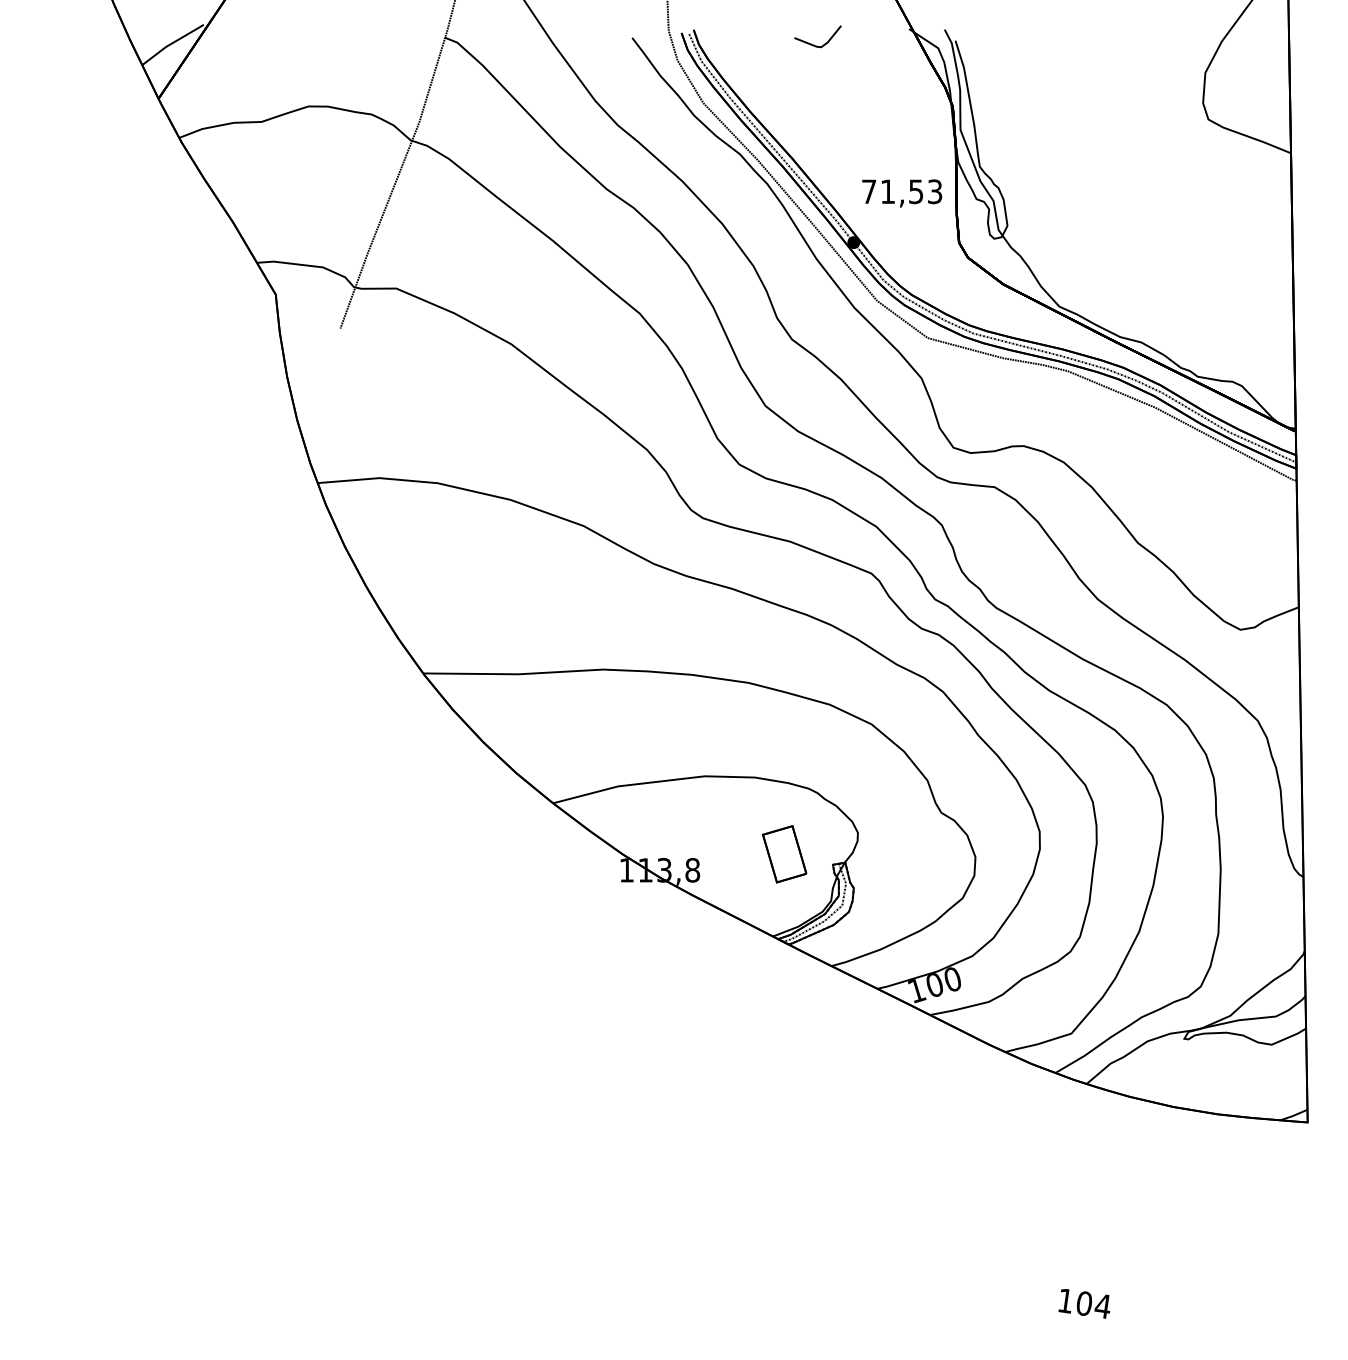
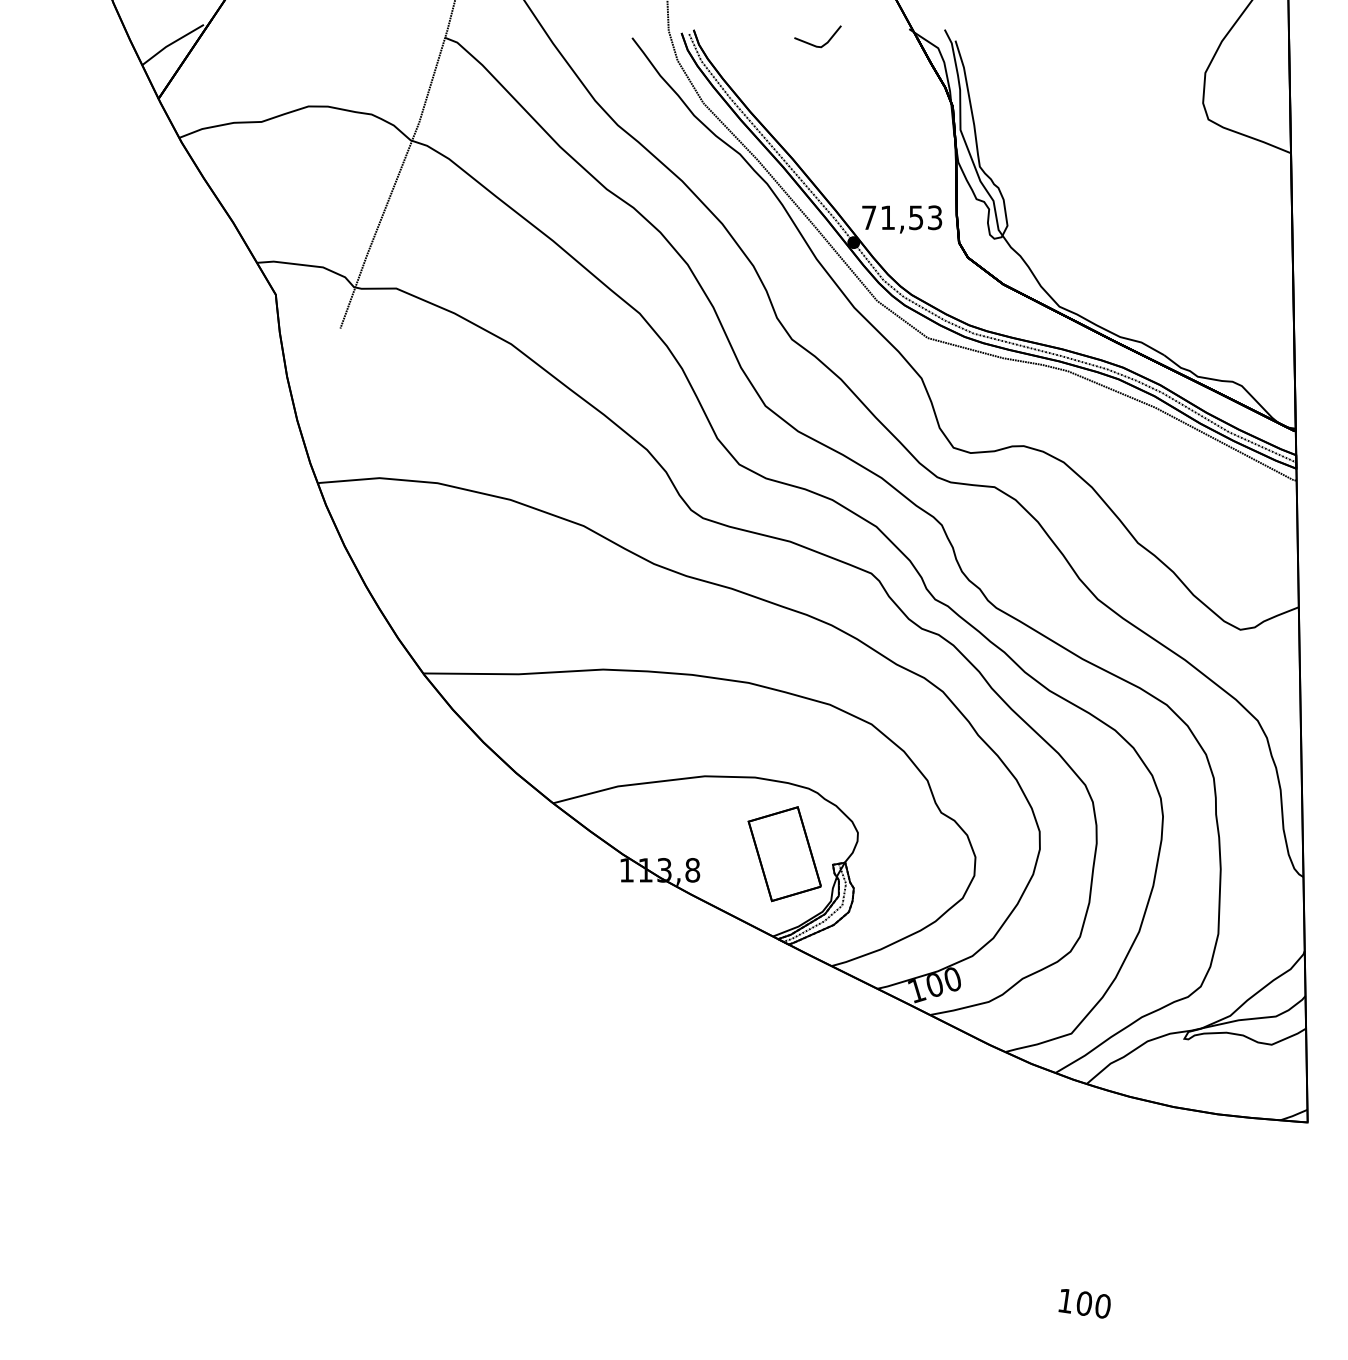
text position: (902, 193) -> (902, 219) (902, 219)
part size: 46x59 px -> 75x97 px (784, 854)
text: 104 -> 100 (1102, 1306)
